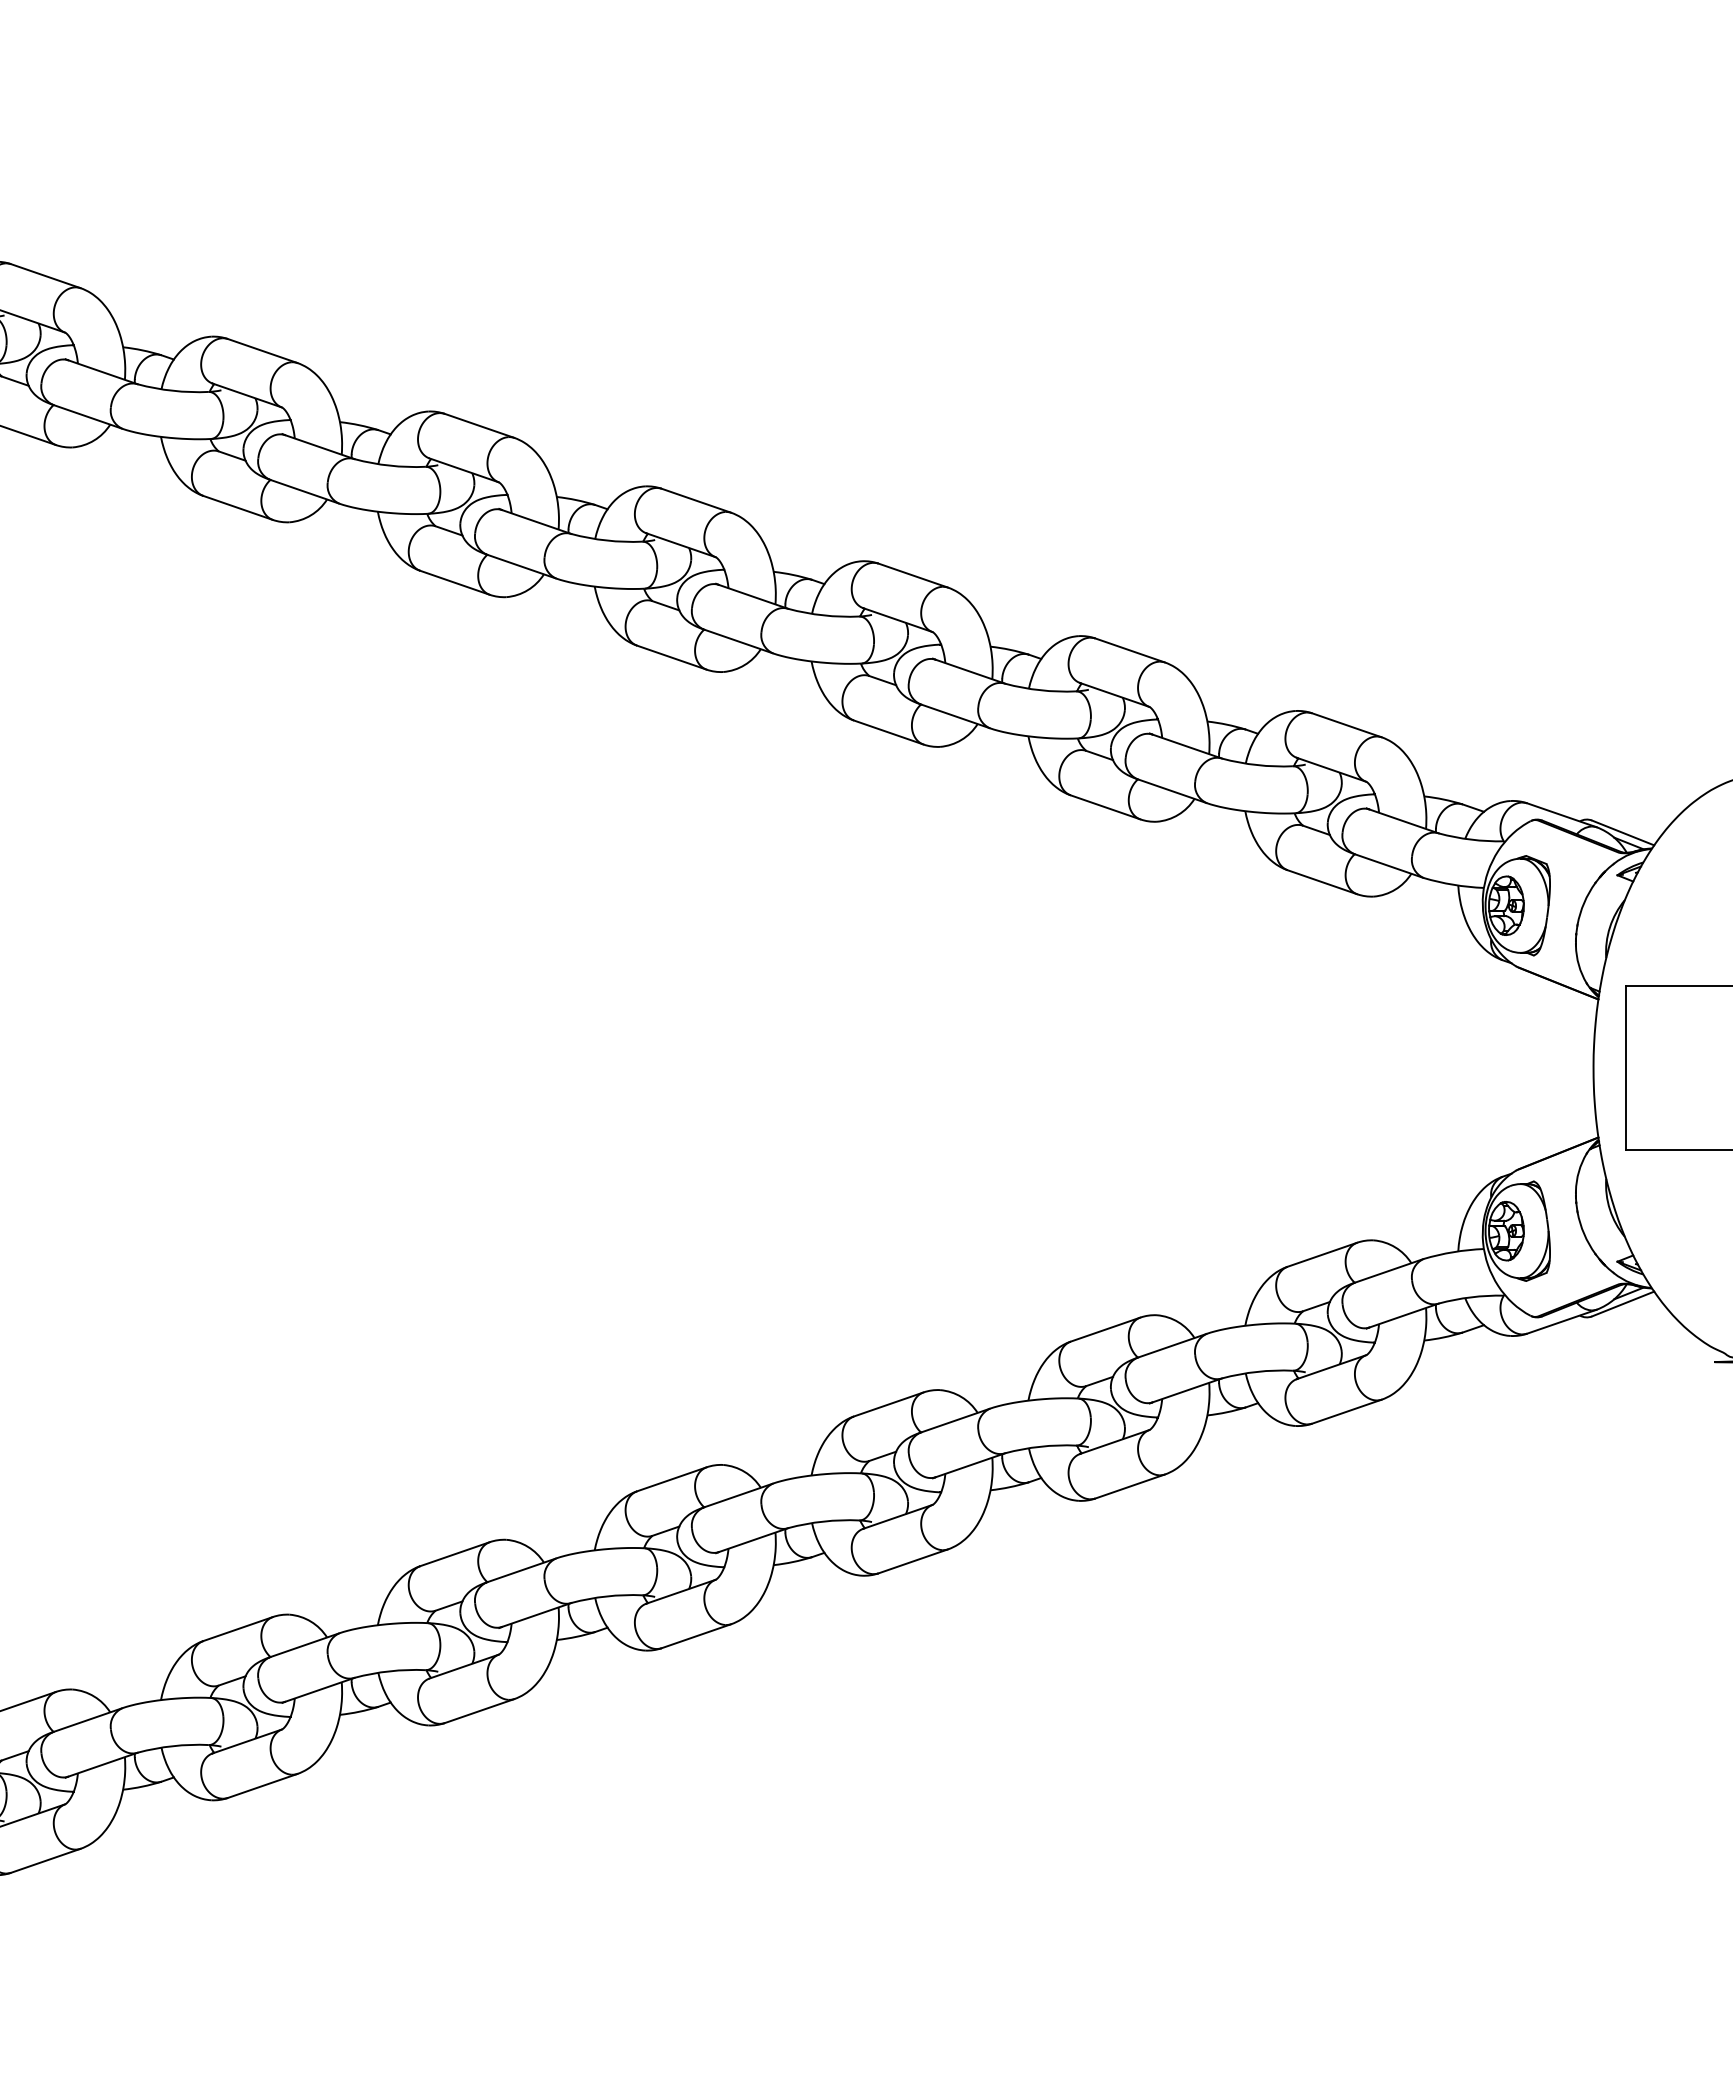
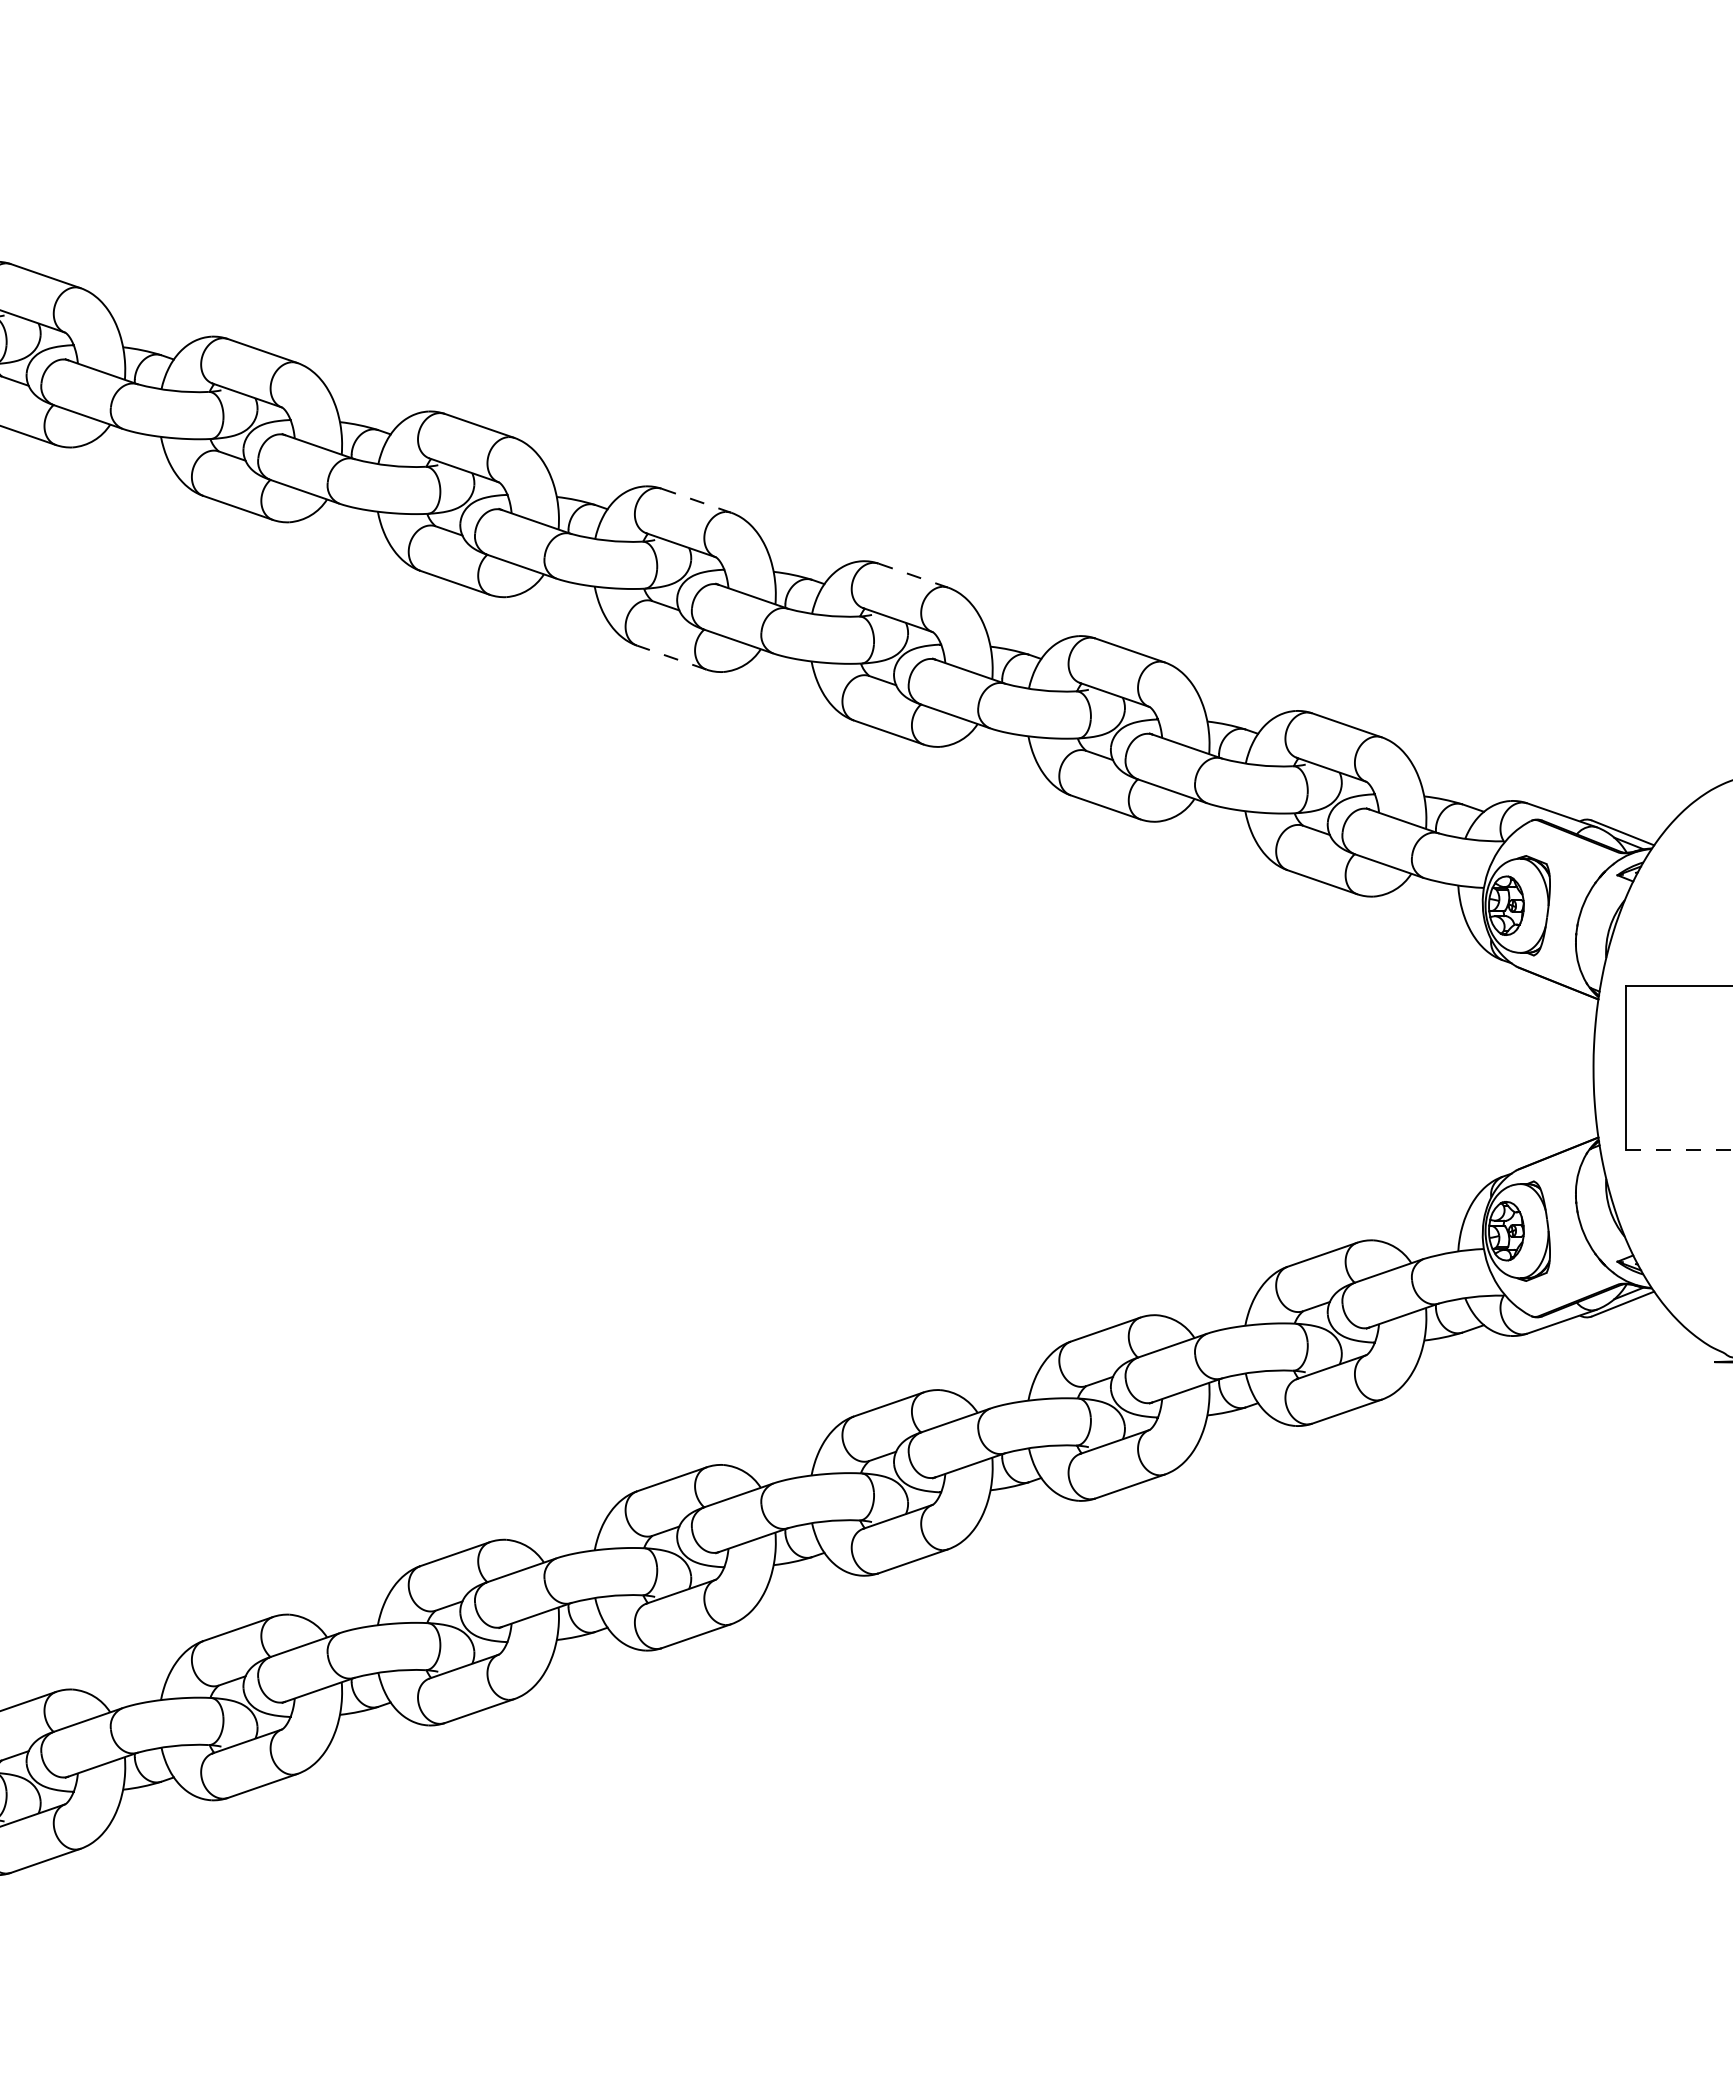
line: solid -> dashed (696, 500)
line: solid -> dashed (913, 575)
line: solid -> dashed (671, 657)
line: solid -> dashed (1679, 1150)
